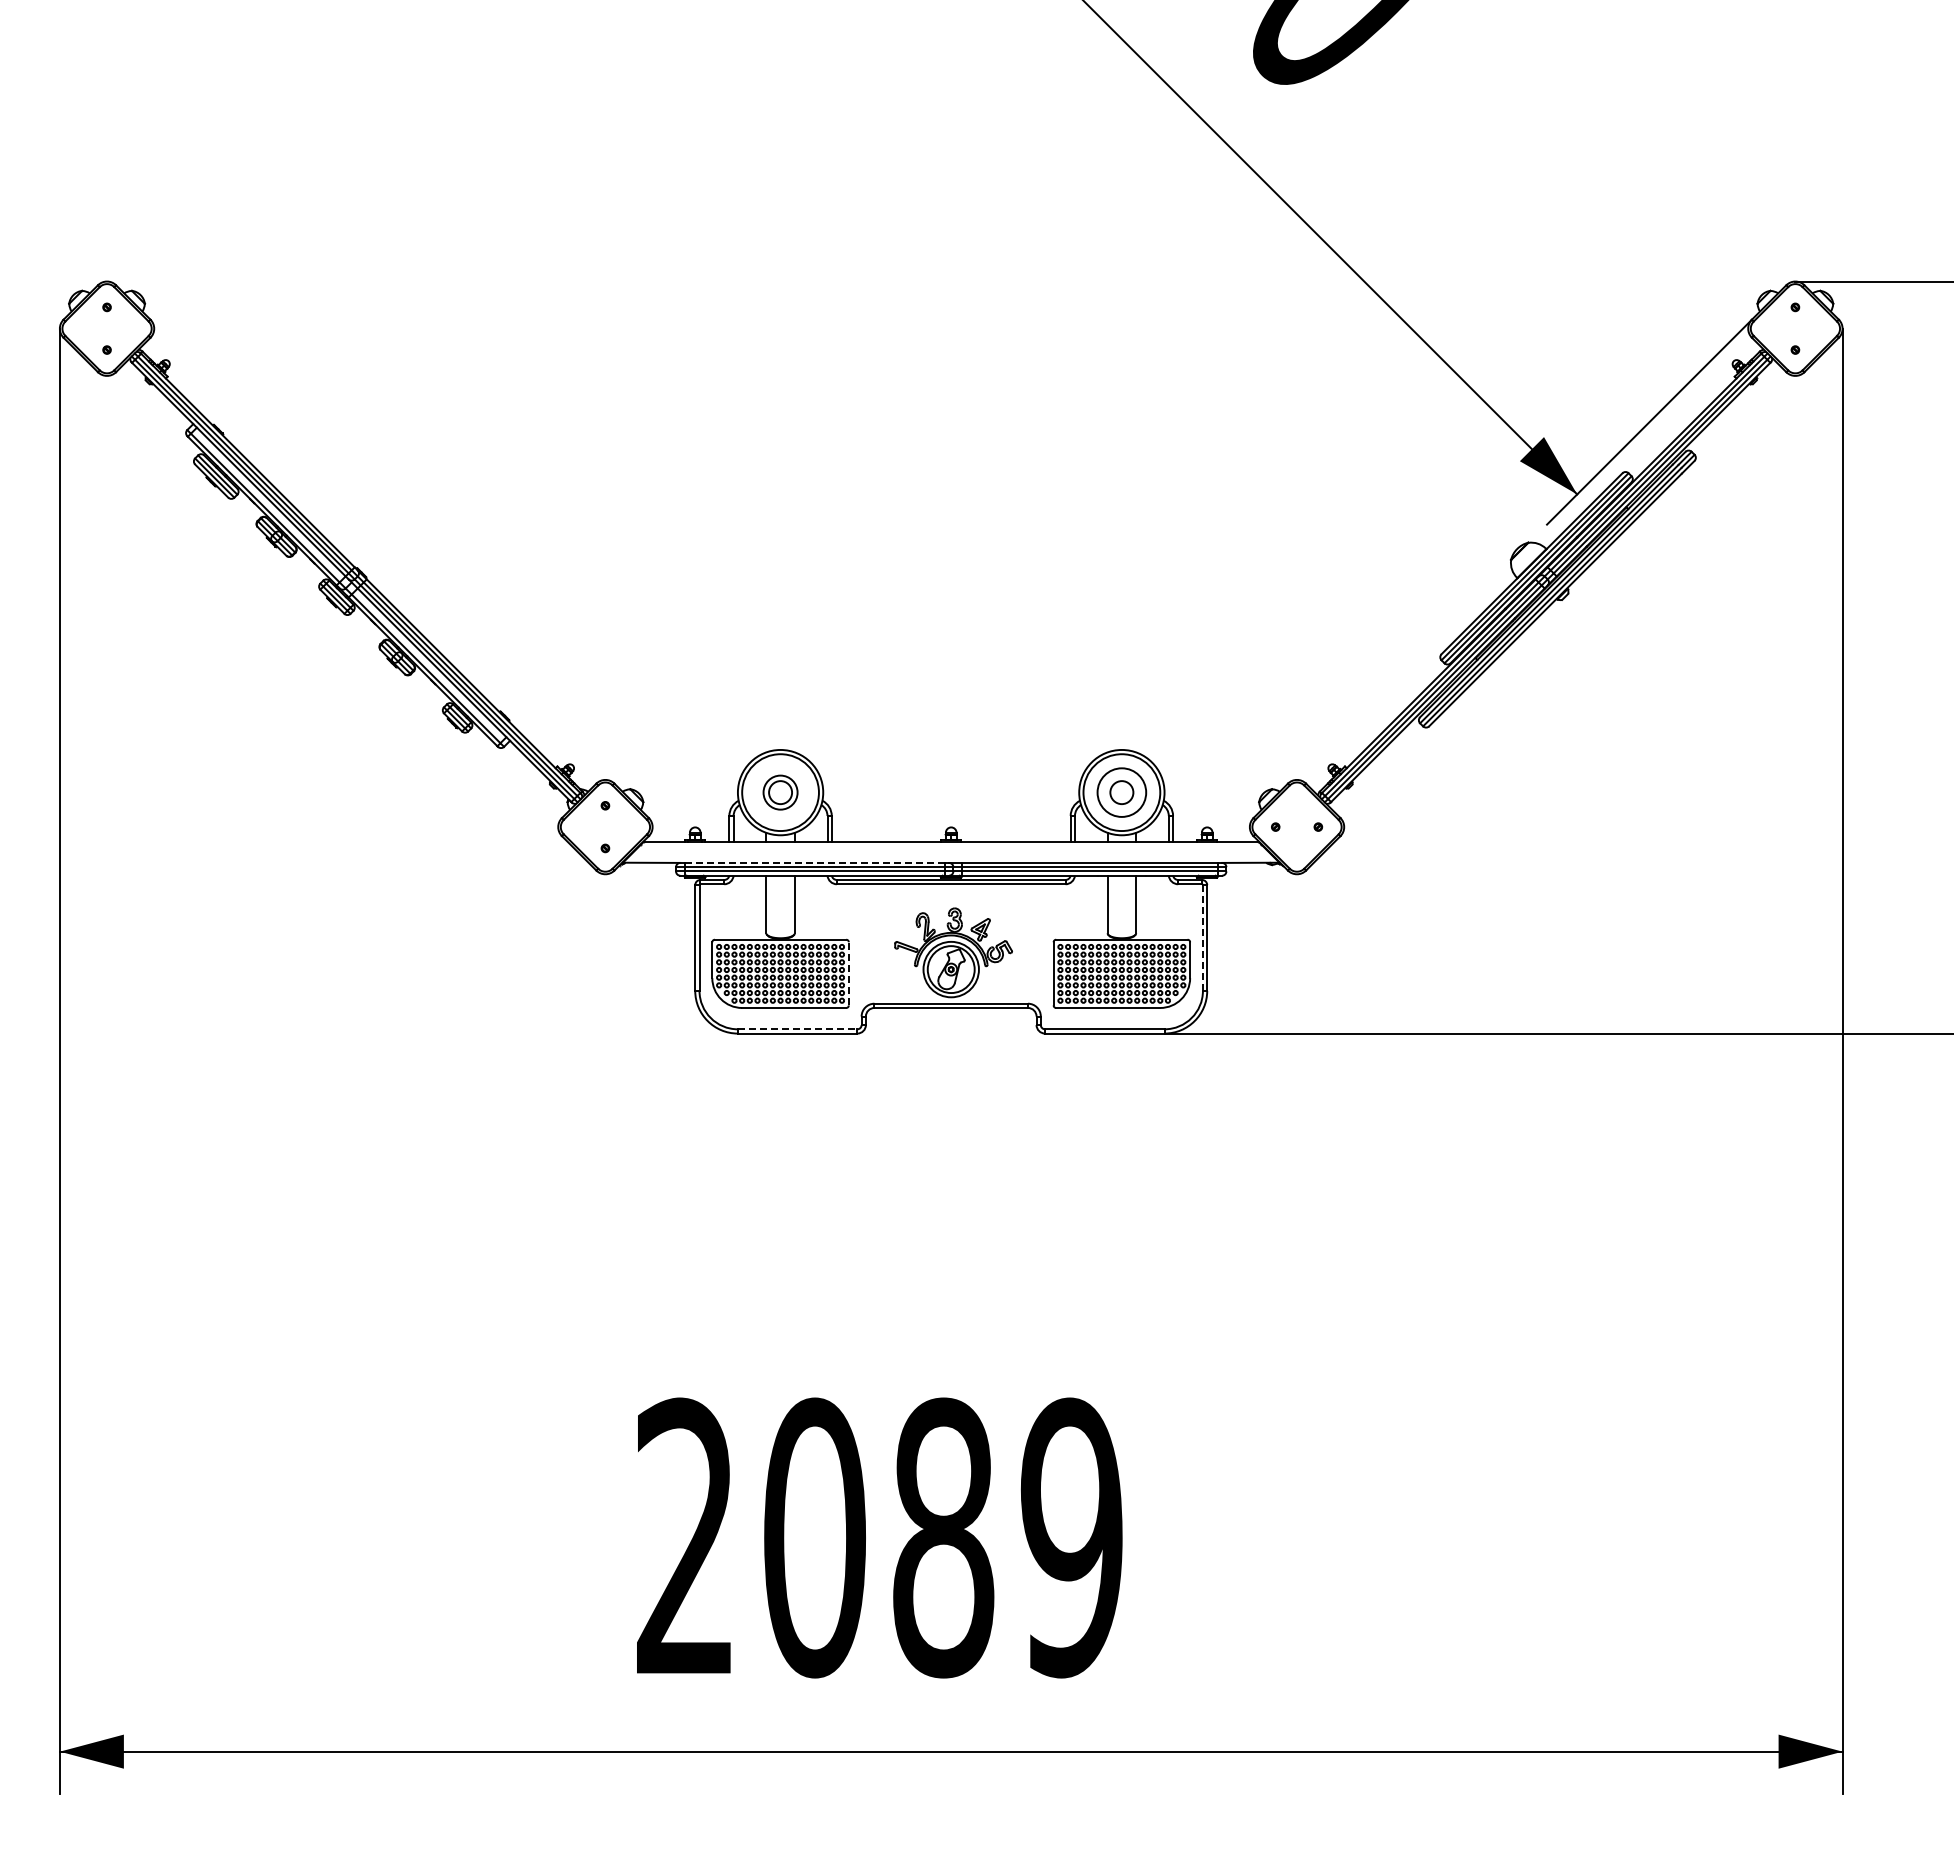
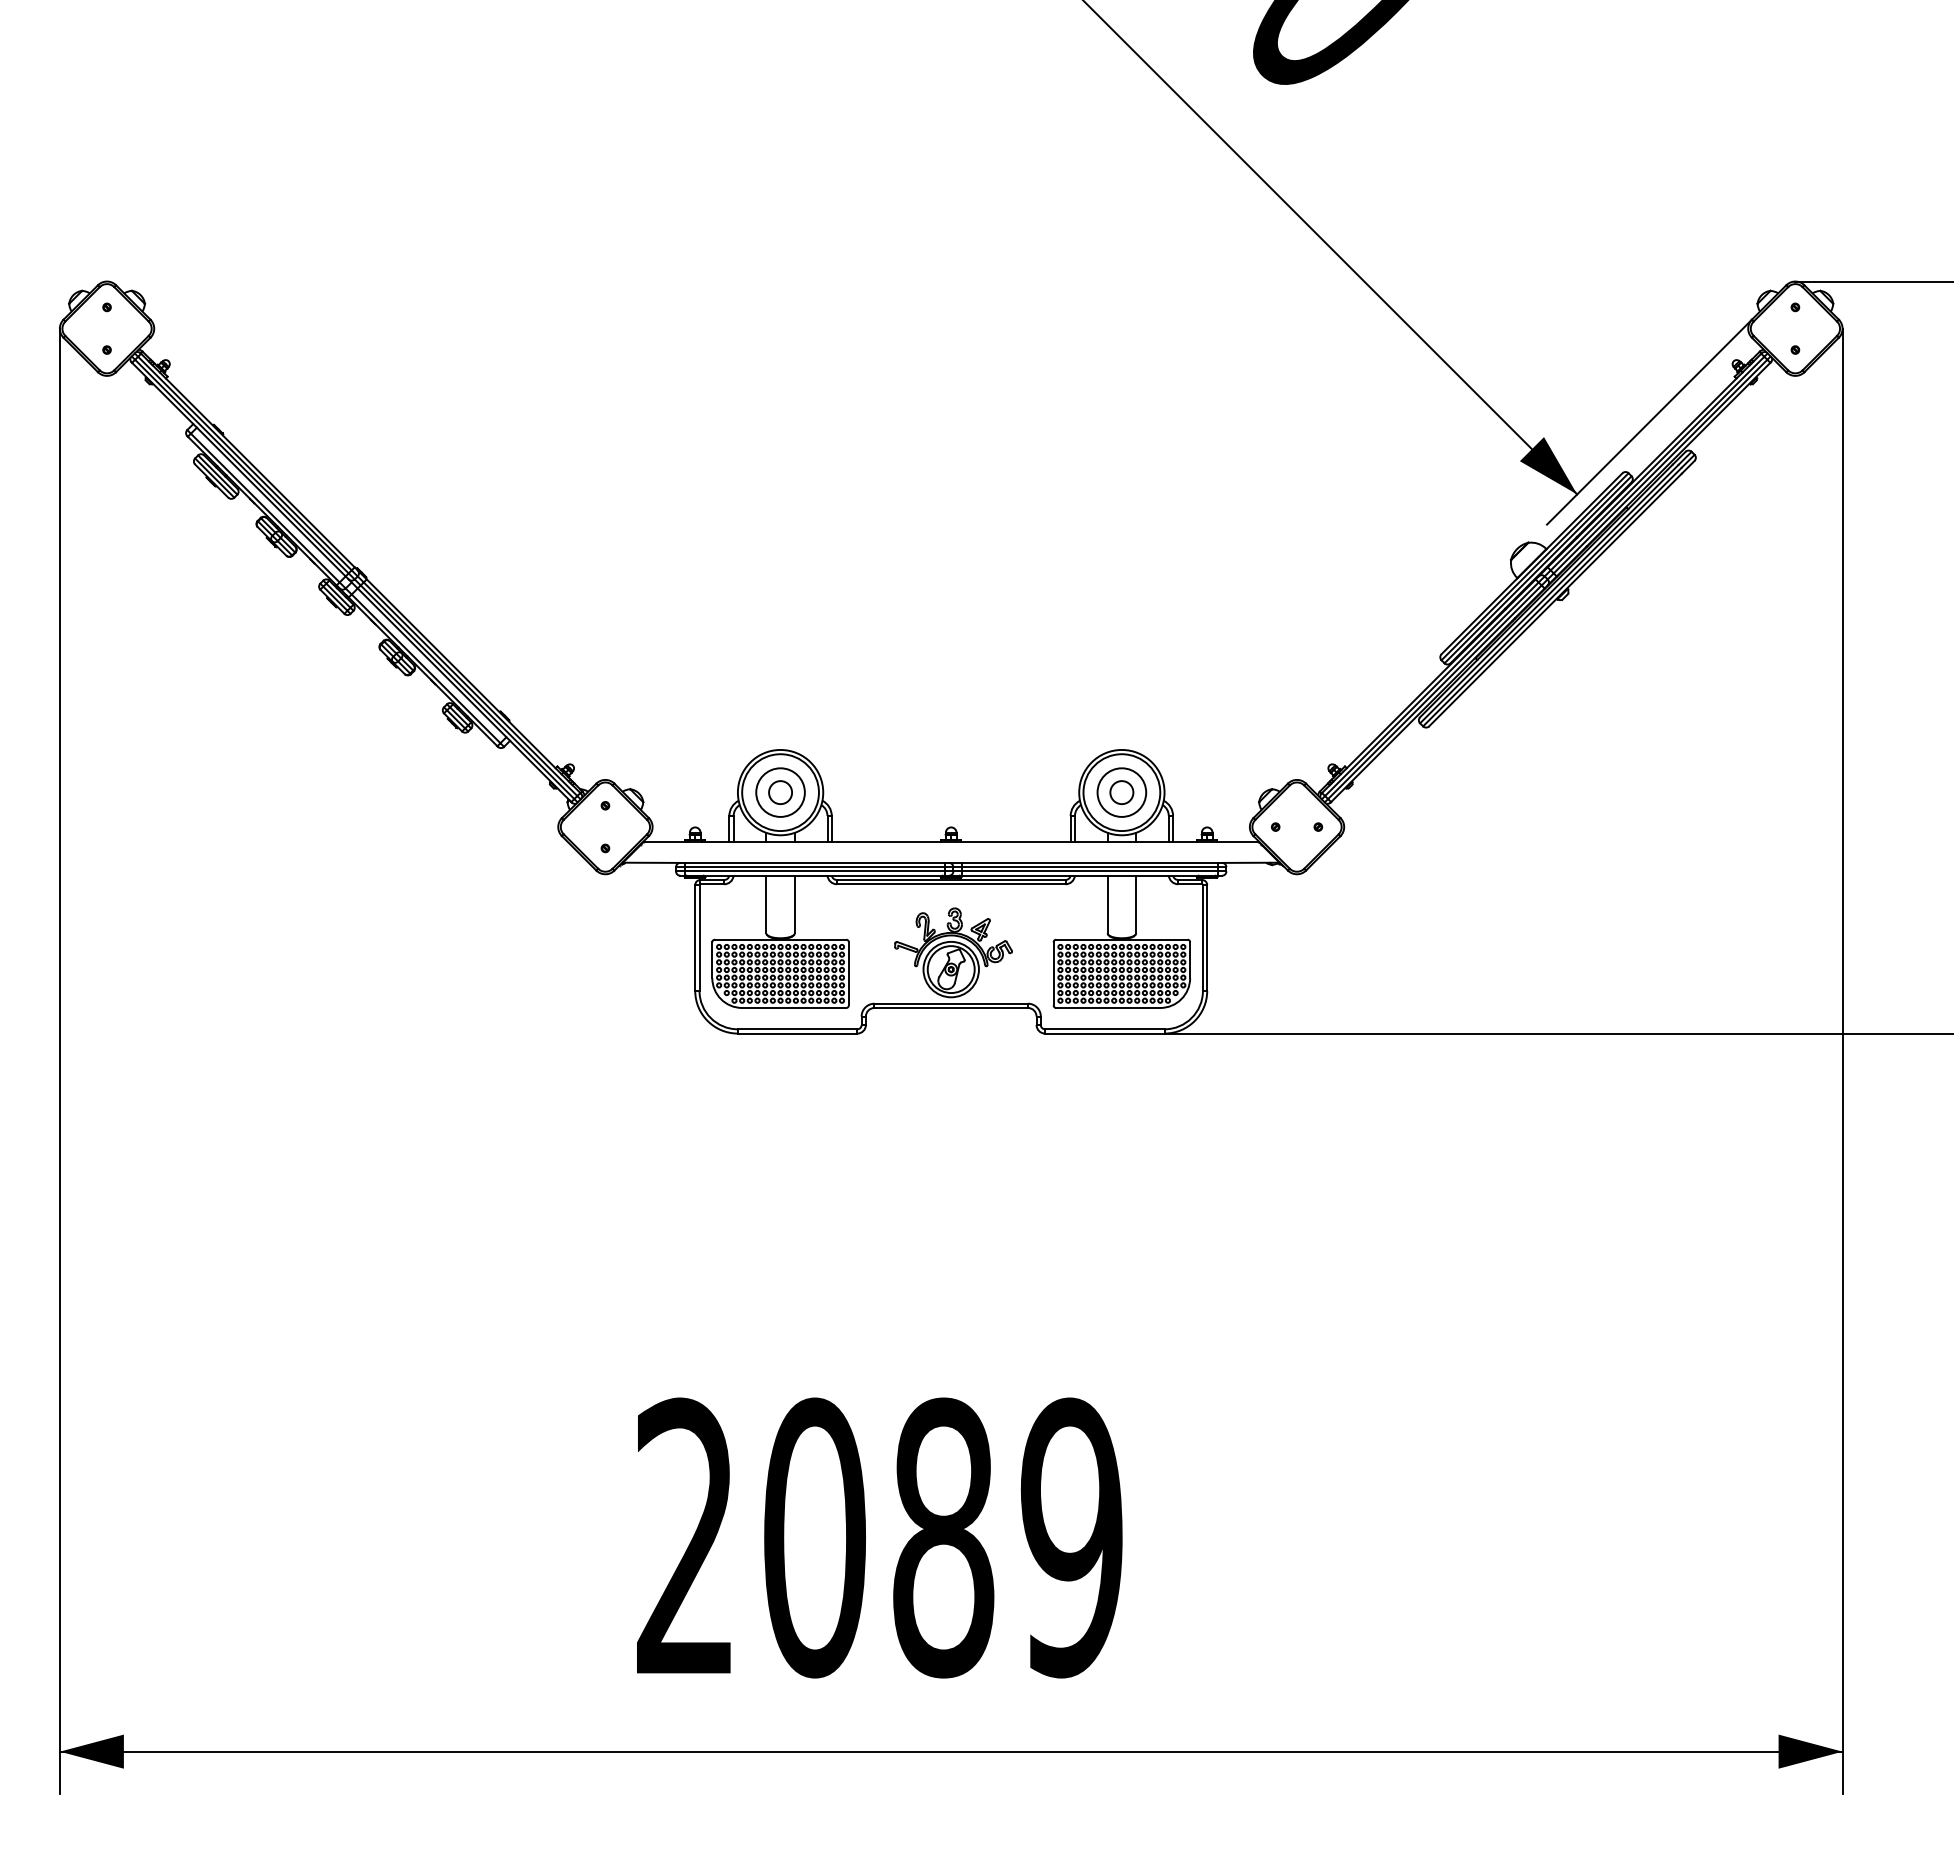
circle diameter: 34 px -> 49 px (780, 792)
line: dashed -> solid (815, 862)
line: dashed -> solid (1202, 938)
line: dashed -> solid (848, 973)
line: dashed -> solid (797, 1029)
